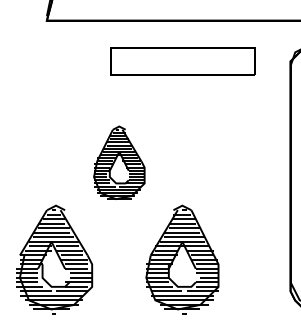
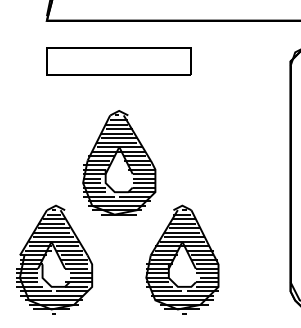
part position: (182, 61) -> (118, 61) (118, 61)
part size: 53x75 px -> 75x106 px (119, 162)
